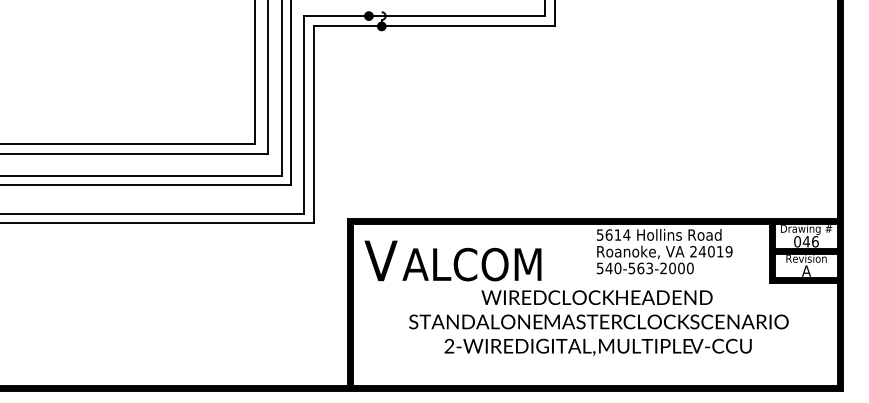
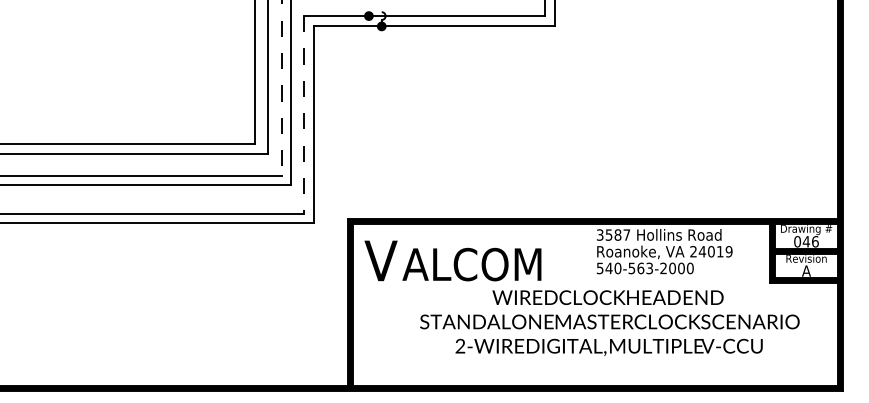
line: solid -> dashed (281, 88)
line: solid -> dashed (304, 114)
text: 5614 -> 3587 (613, 234)
text position: (598, 322) -> (609, 322) (609, 322)
